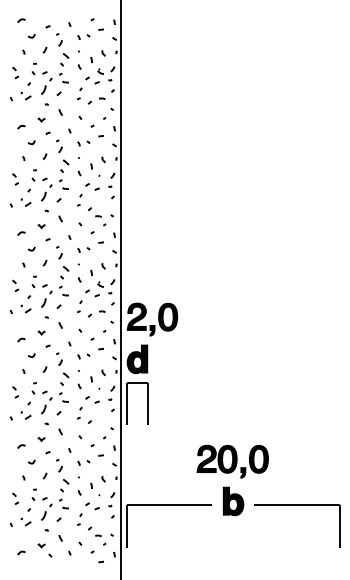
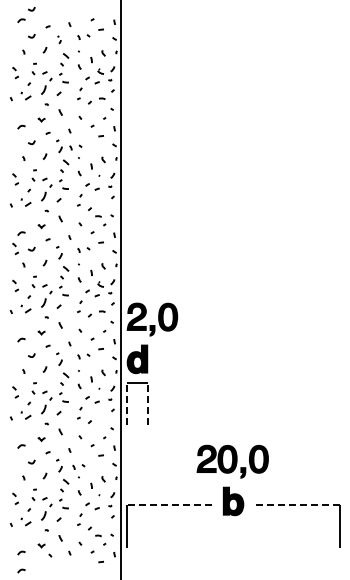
curve: none -> present (31, 9)
part size: 7x14 px -> 5x10 px (59, 39)
part position: (83, 143) -> (75, 147) (75, 147)
part: none -> present (15, 248)
line: solid -> dashed (126, 403)
line: solid -> dashed (147, 403)
part position: (83, 462) -> (78, 466) (78, 466)
line: solid -> dashed (169, 505)
line: solid -> dashed (296, 505)
curve: none -> present (21, 570)
